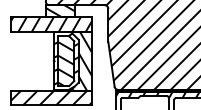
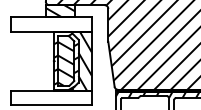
hatch: present -> none (51, 24)
hatch: present -> none (51, 97)
